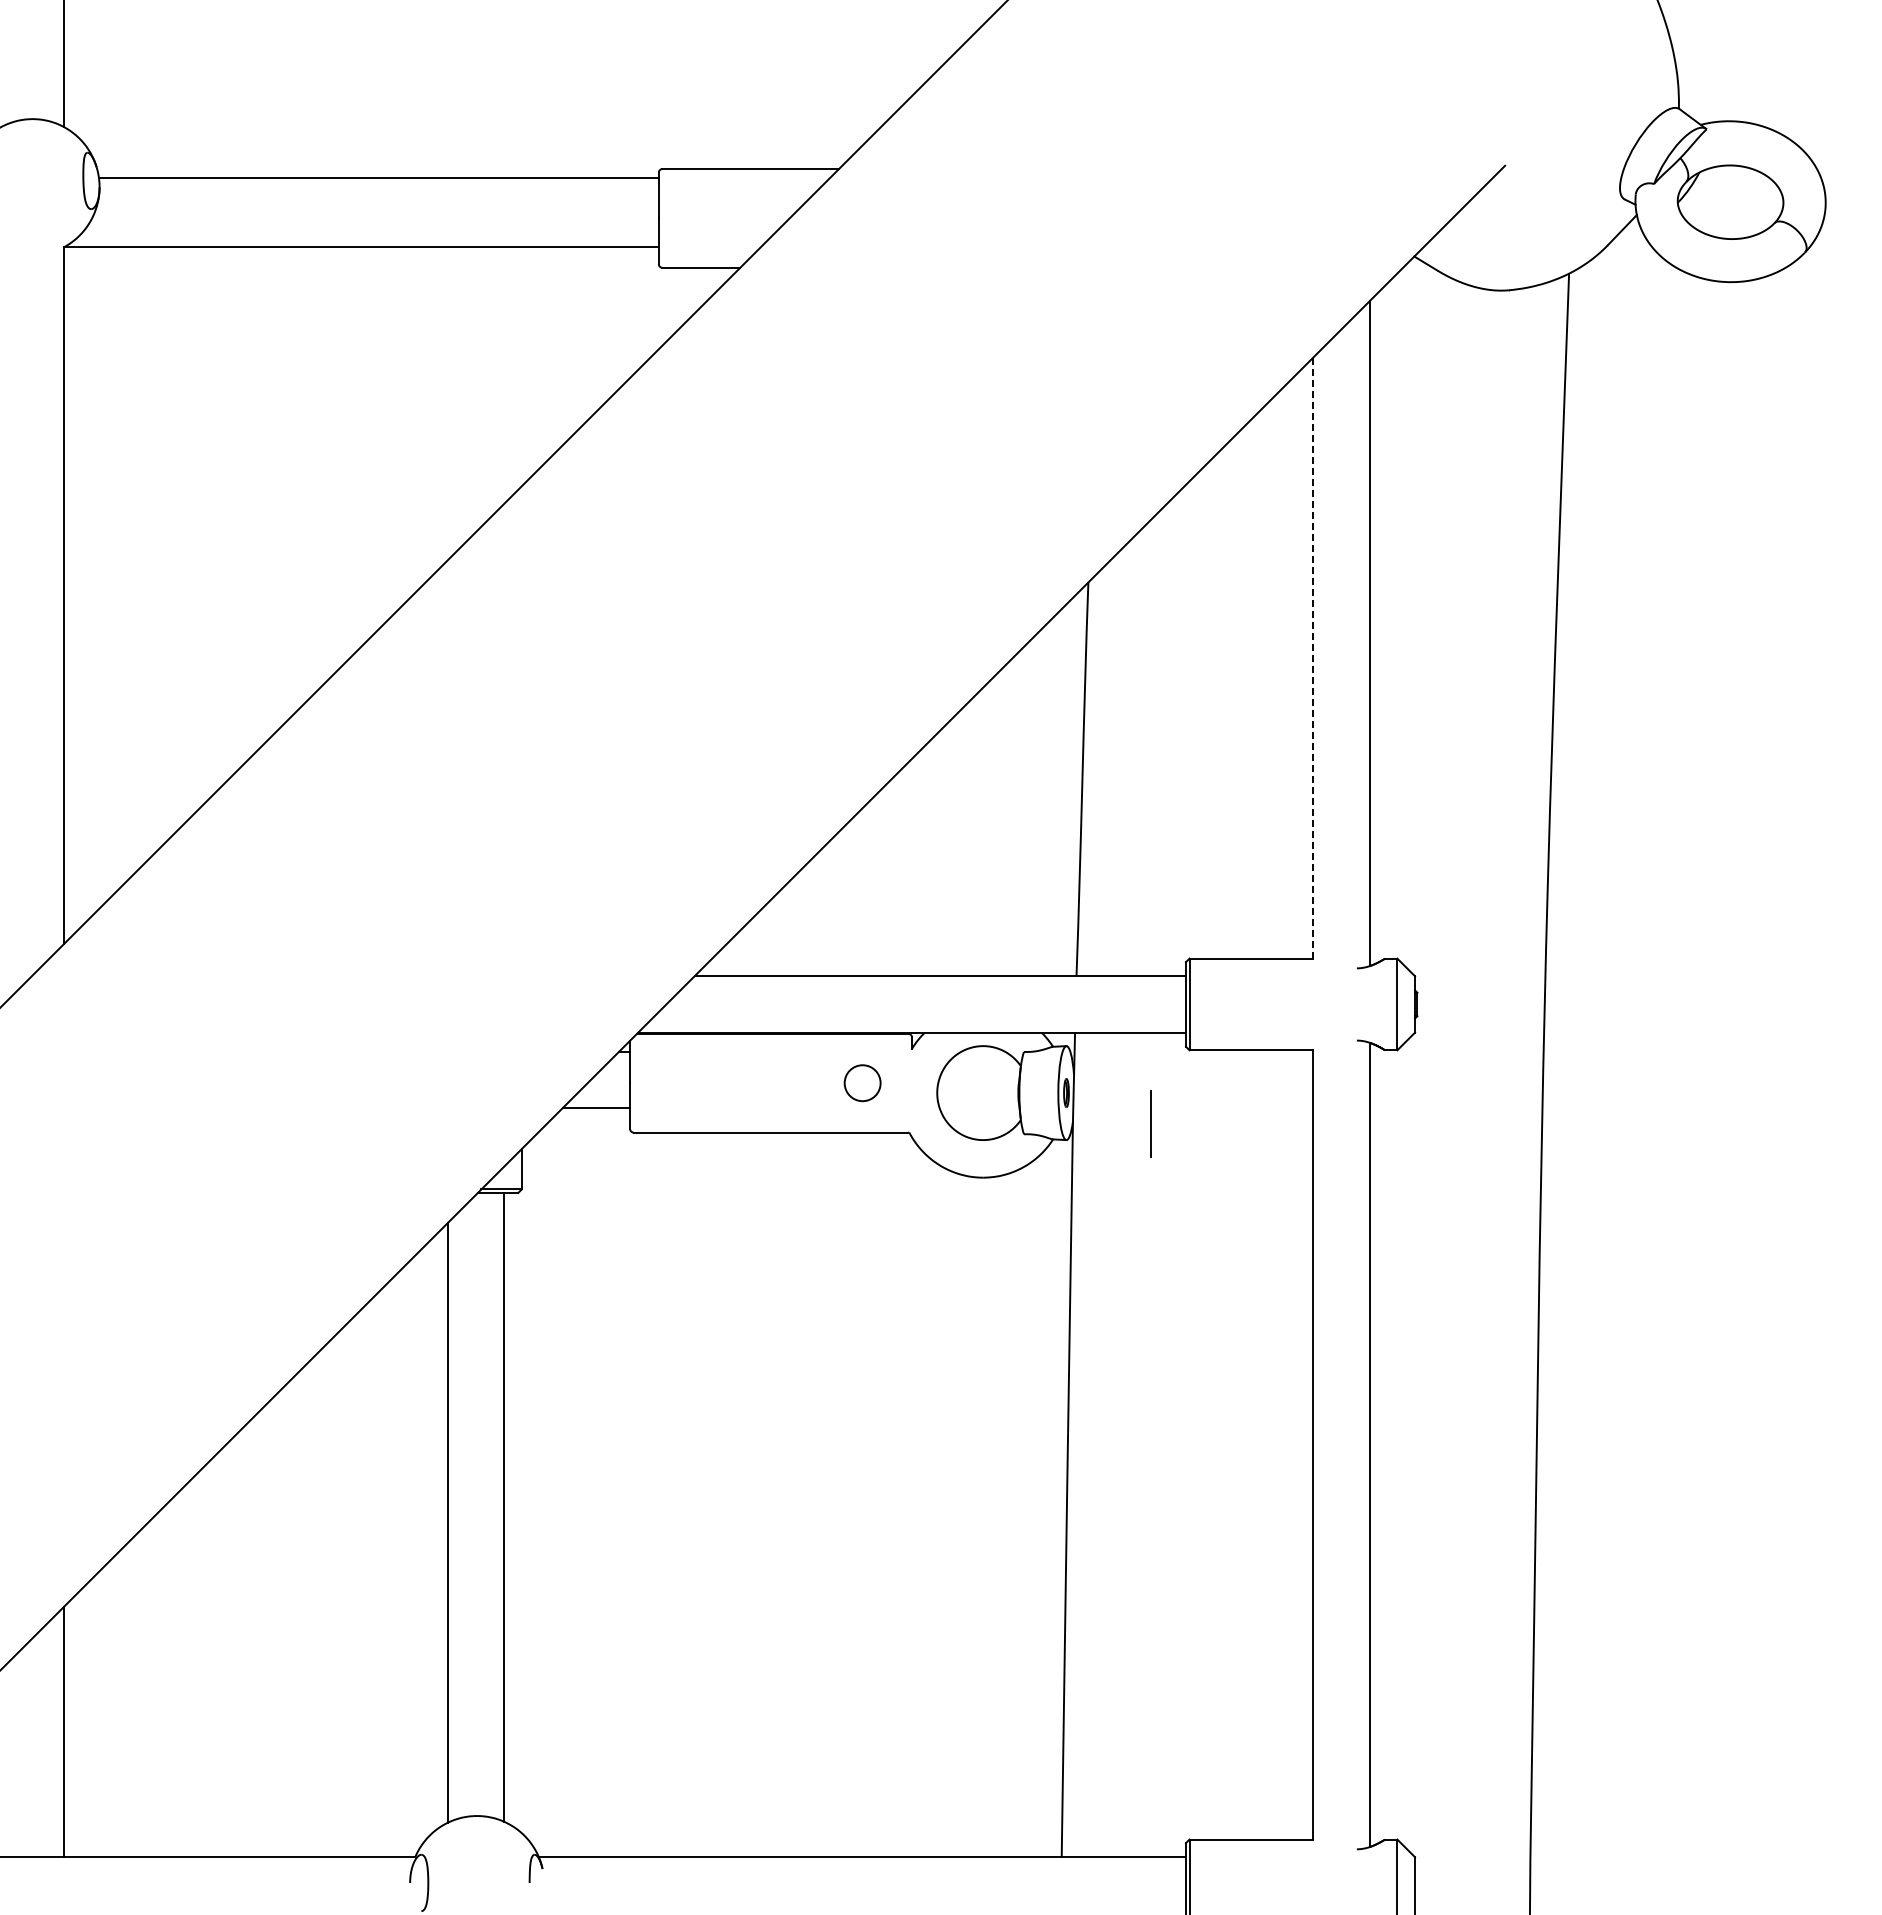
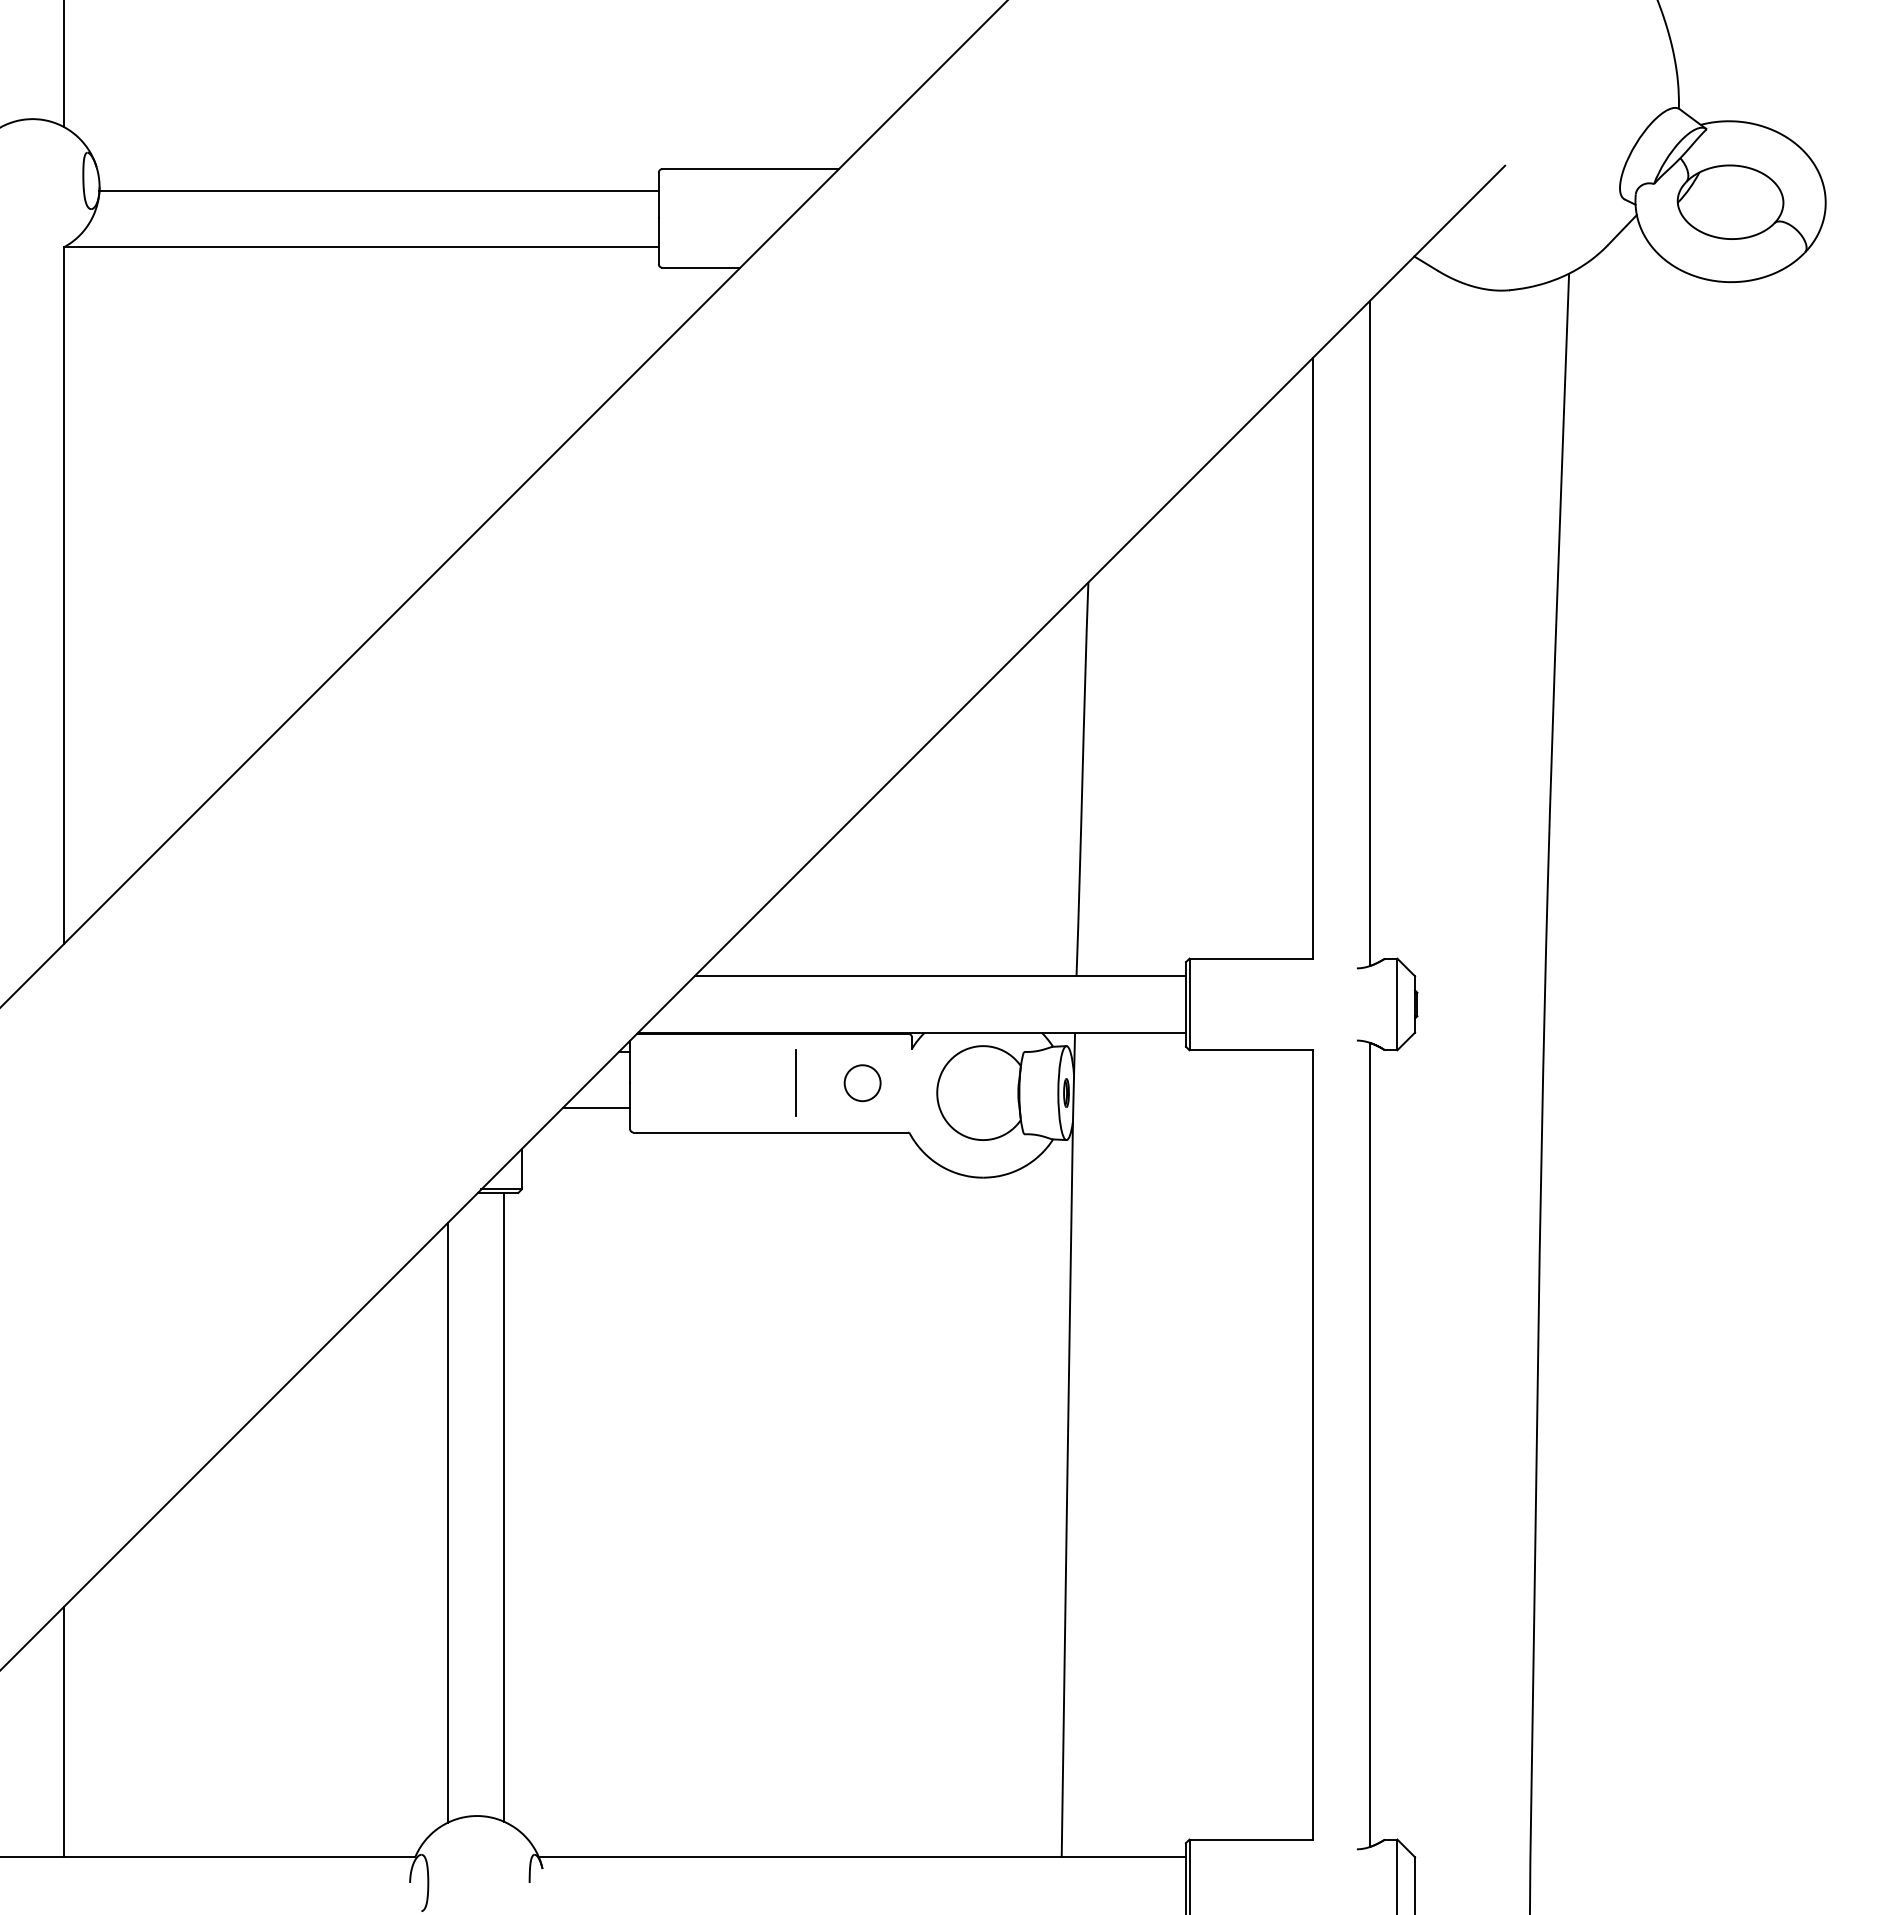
line position: (378, 177) -> (378, 190) (378, 190)
line: dashed -> solid (1313, 658)
line position: (1150, 1123) -> (795, 1082) (795, 1082)
